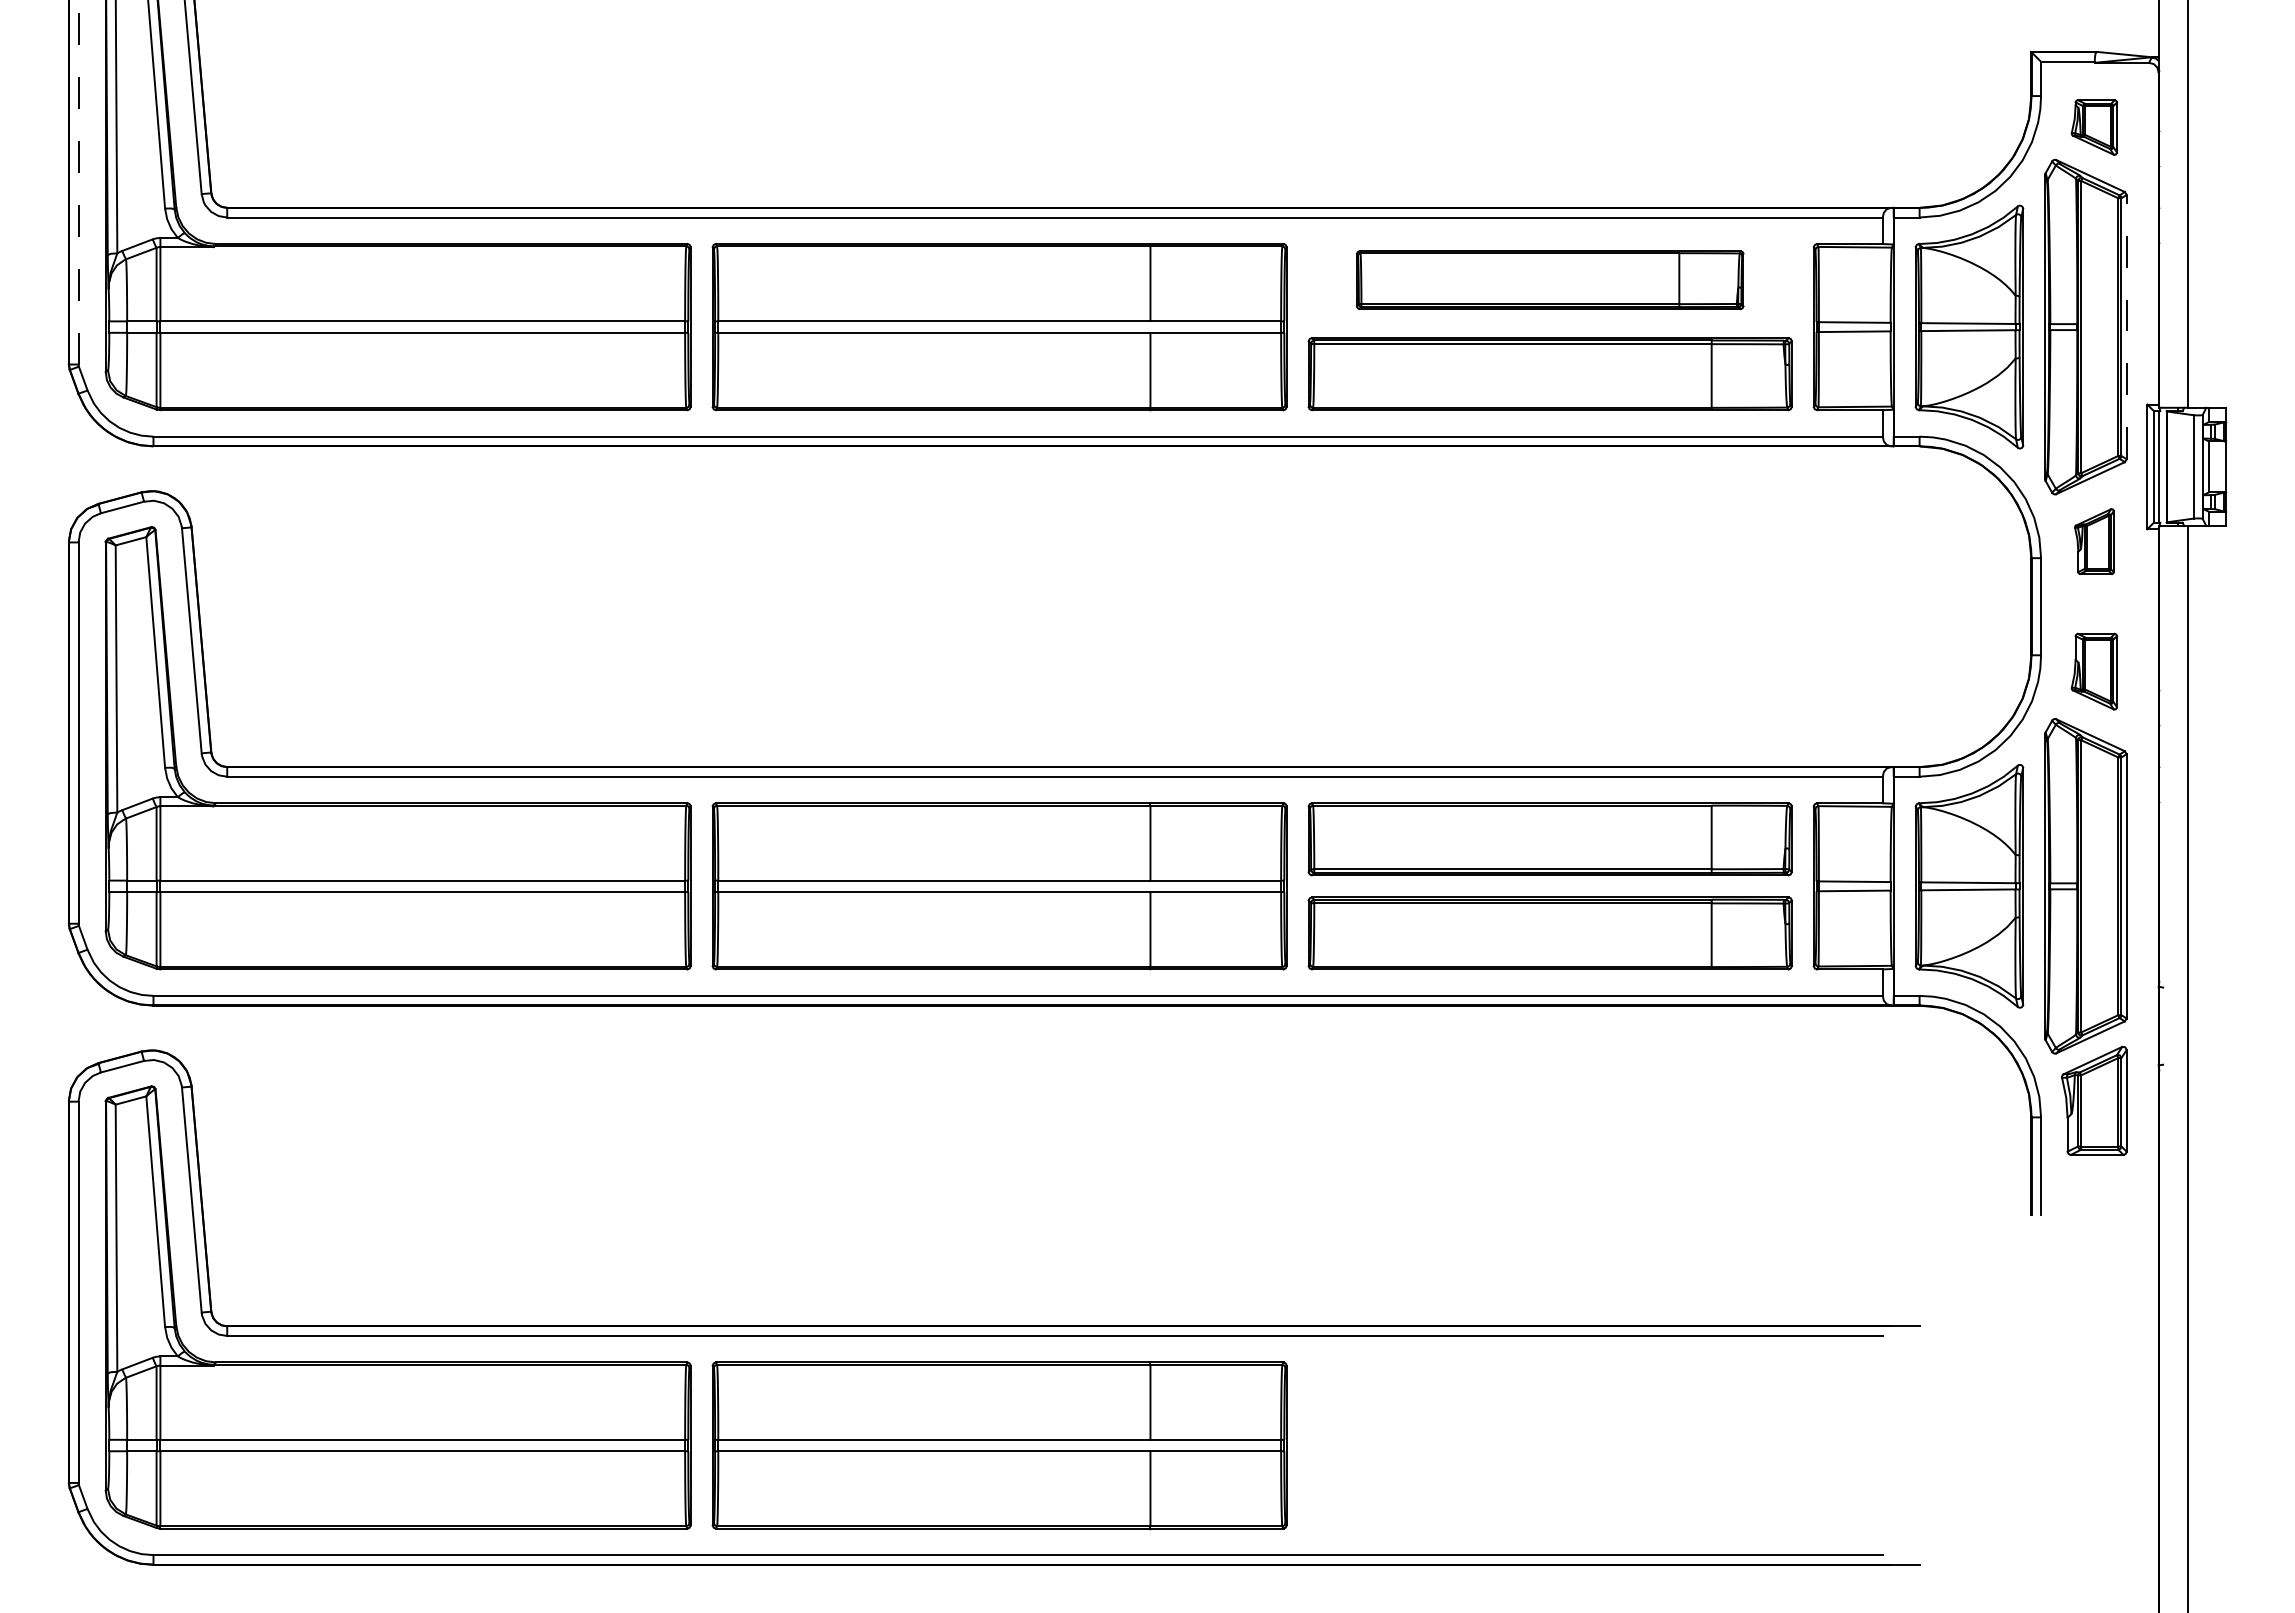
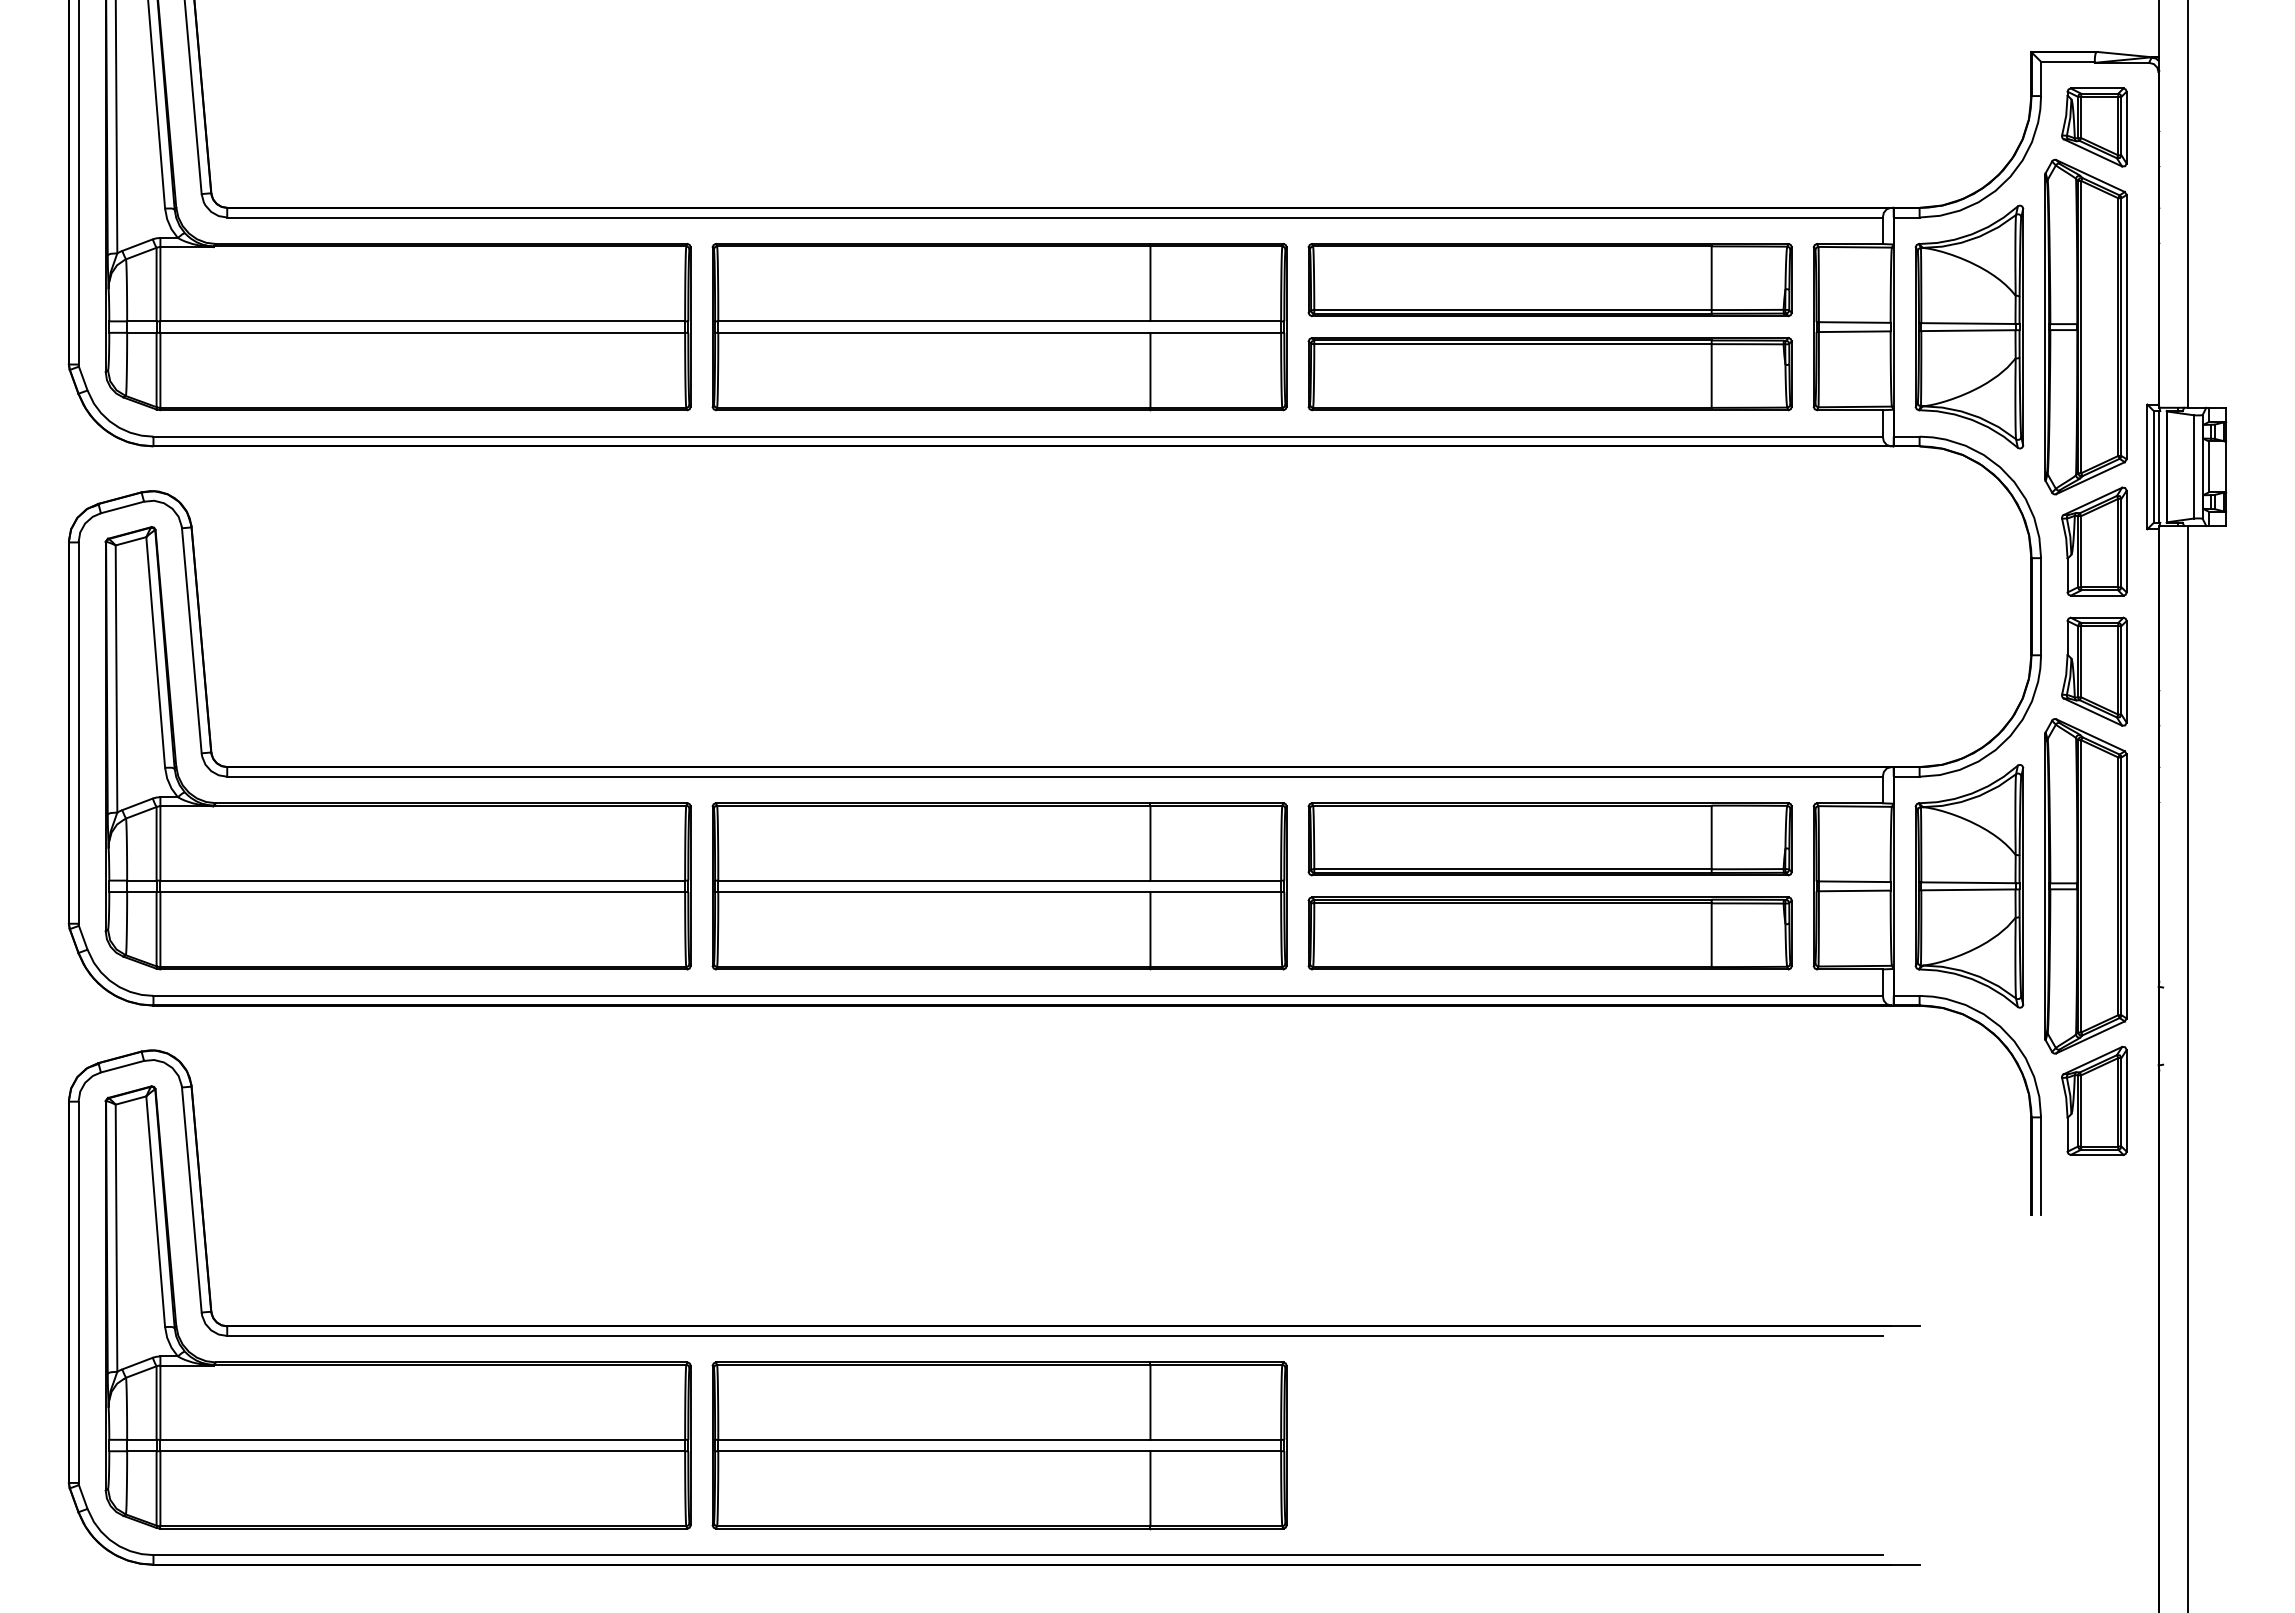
part size: 49x57 px -> 67x81 px (2094, 127)
line: dashed -> solid (78, 181)
part size: 390x60 px -> 486x75 px (1549, 280)
line: dashed -> solid (2126, 326)
part size: 41x67 px -> 67x111 px (2094, 541)
part size: 49x79 px -> 67x111 px (2094, 671)
